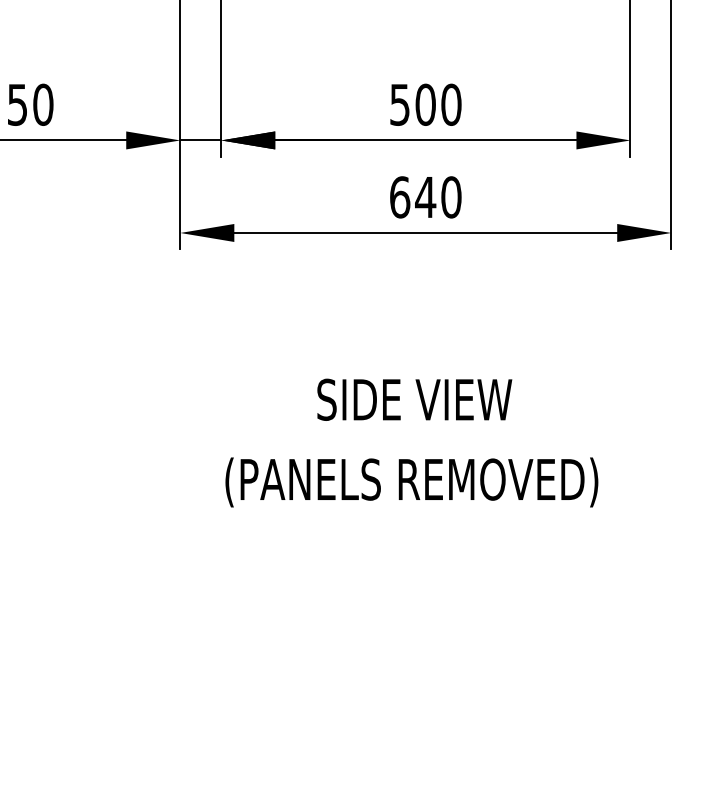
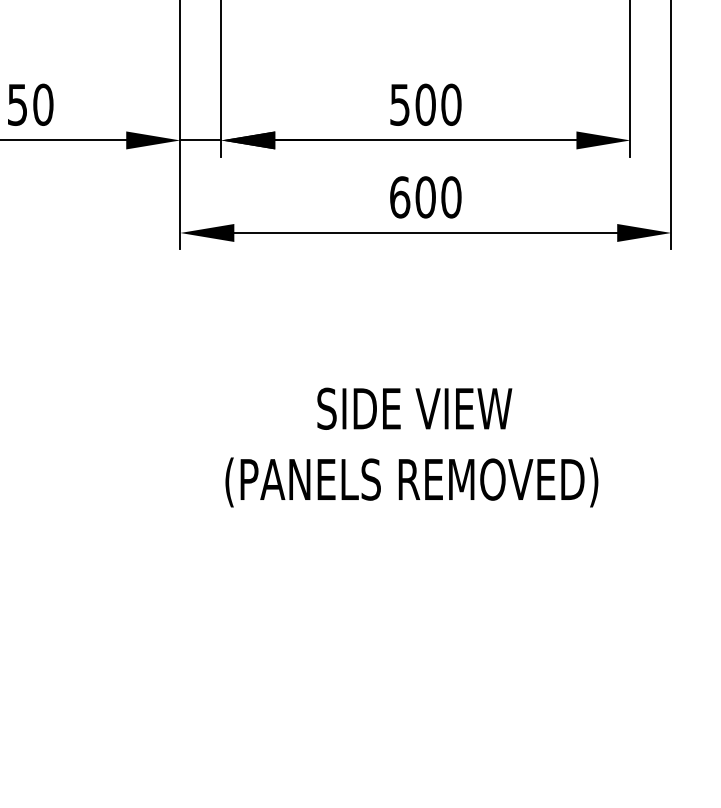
text: 640 -> 600 (425, 197)
text position: (414, 399) -> (414, 408) (414, 408)
